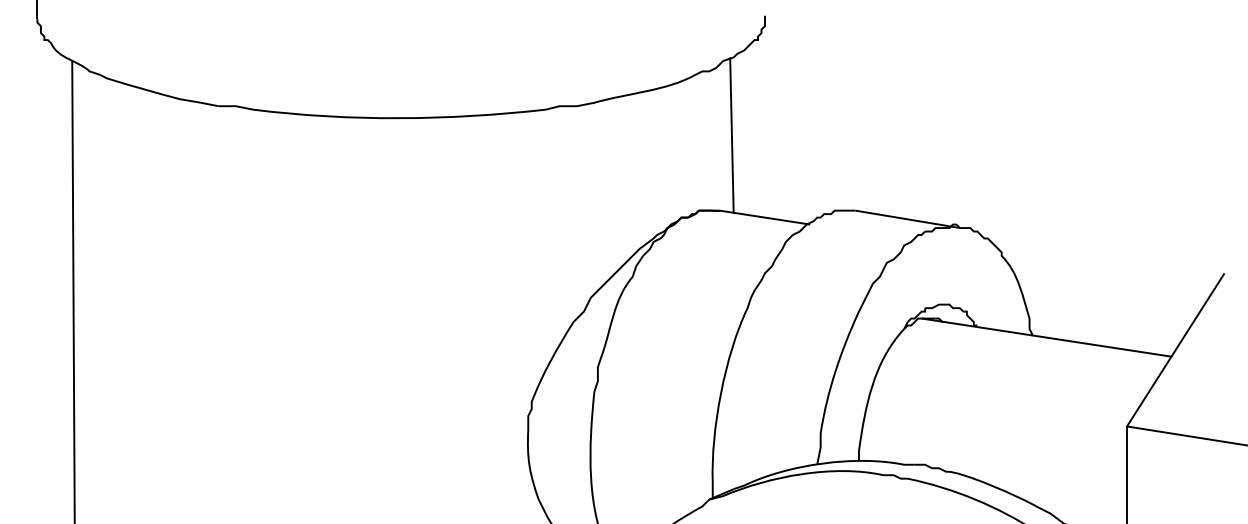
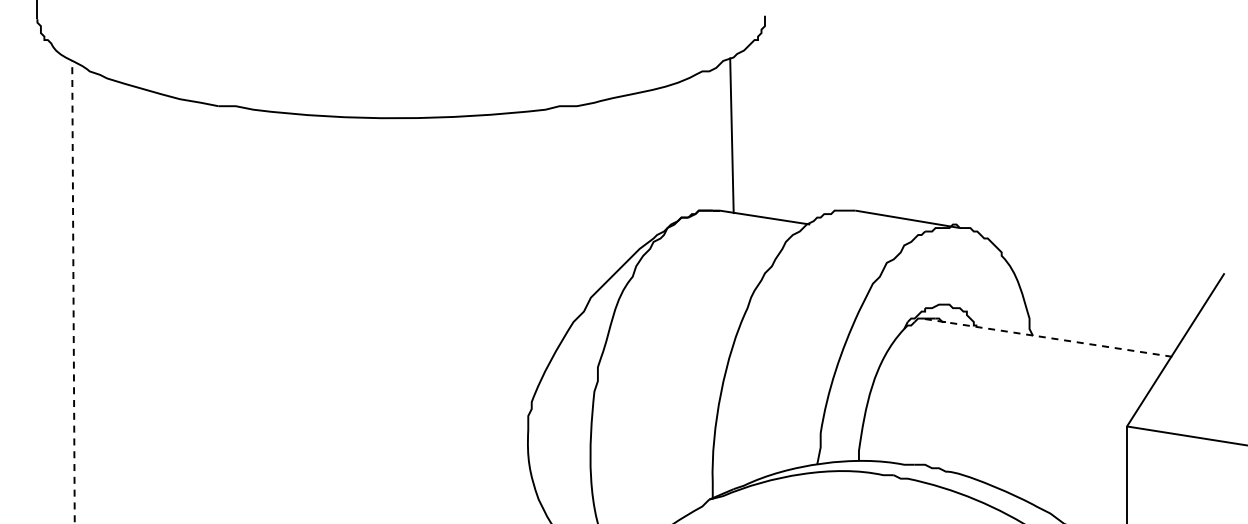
line: solid -> dashed (73, 291)
line: solid -> dashed (1046, 337)
